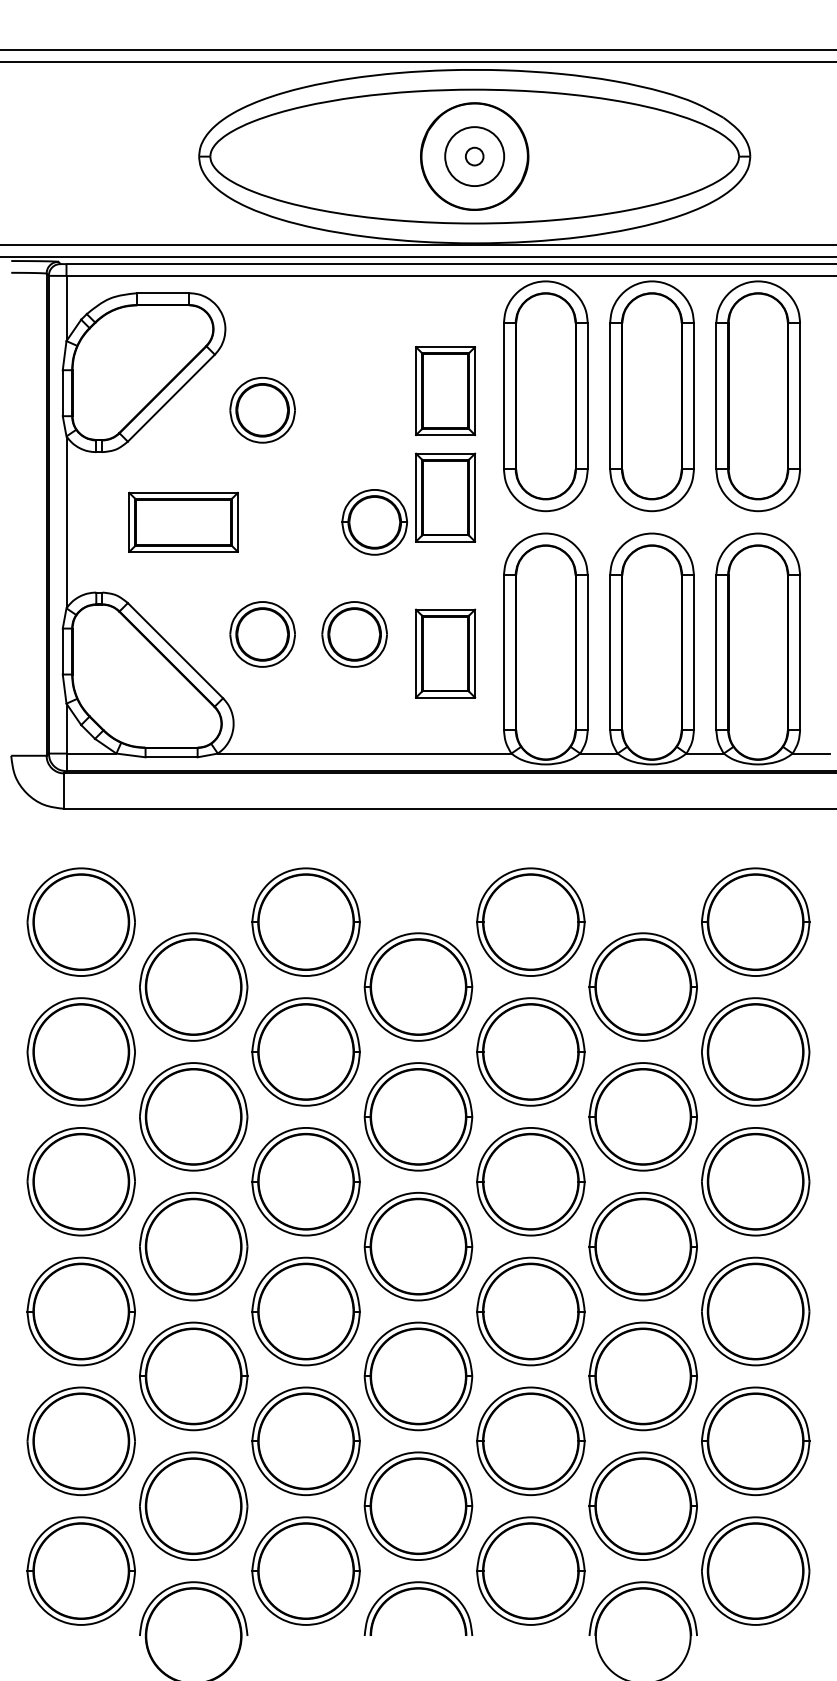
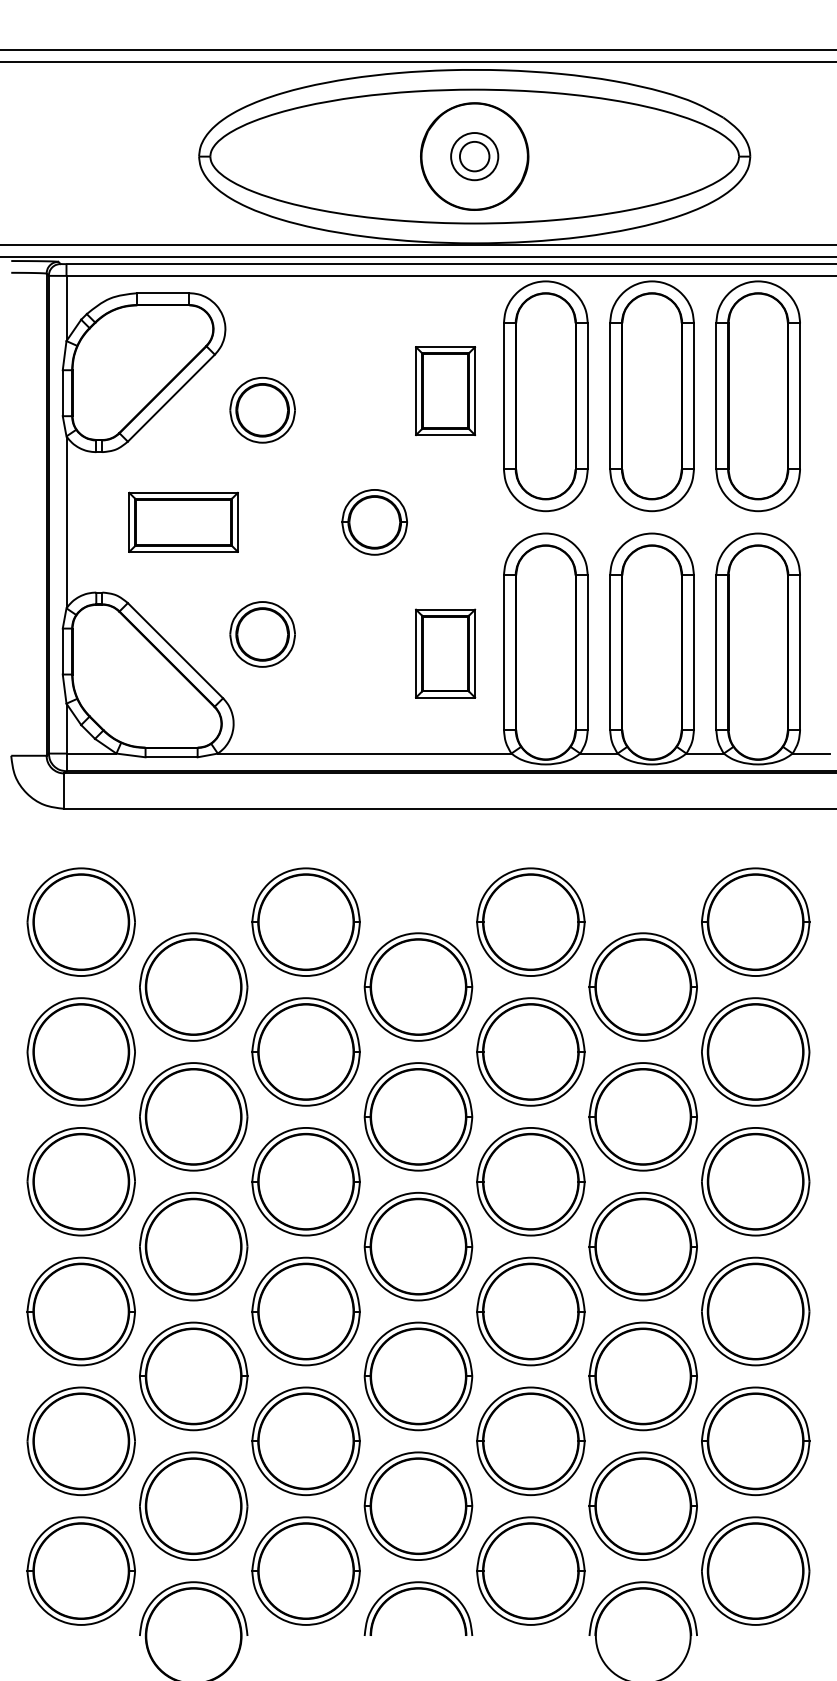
circle diameter: 18 px -> 29 px (474, 156)
circle diameter: 59 px -> 47 px (474, 156)
part: present -> none (445, 497)
part: present -> none (354, 634)
